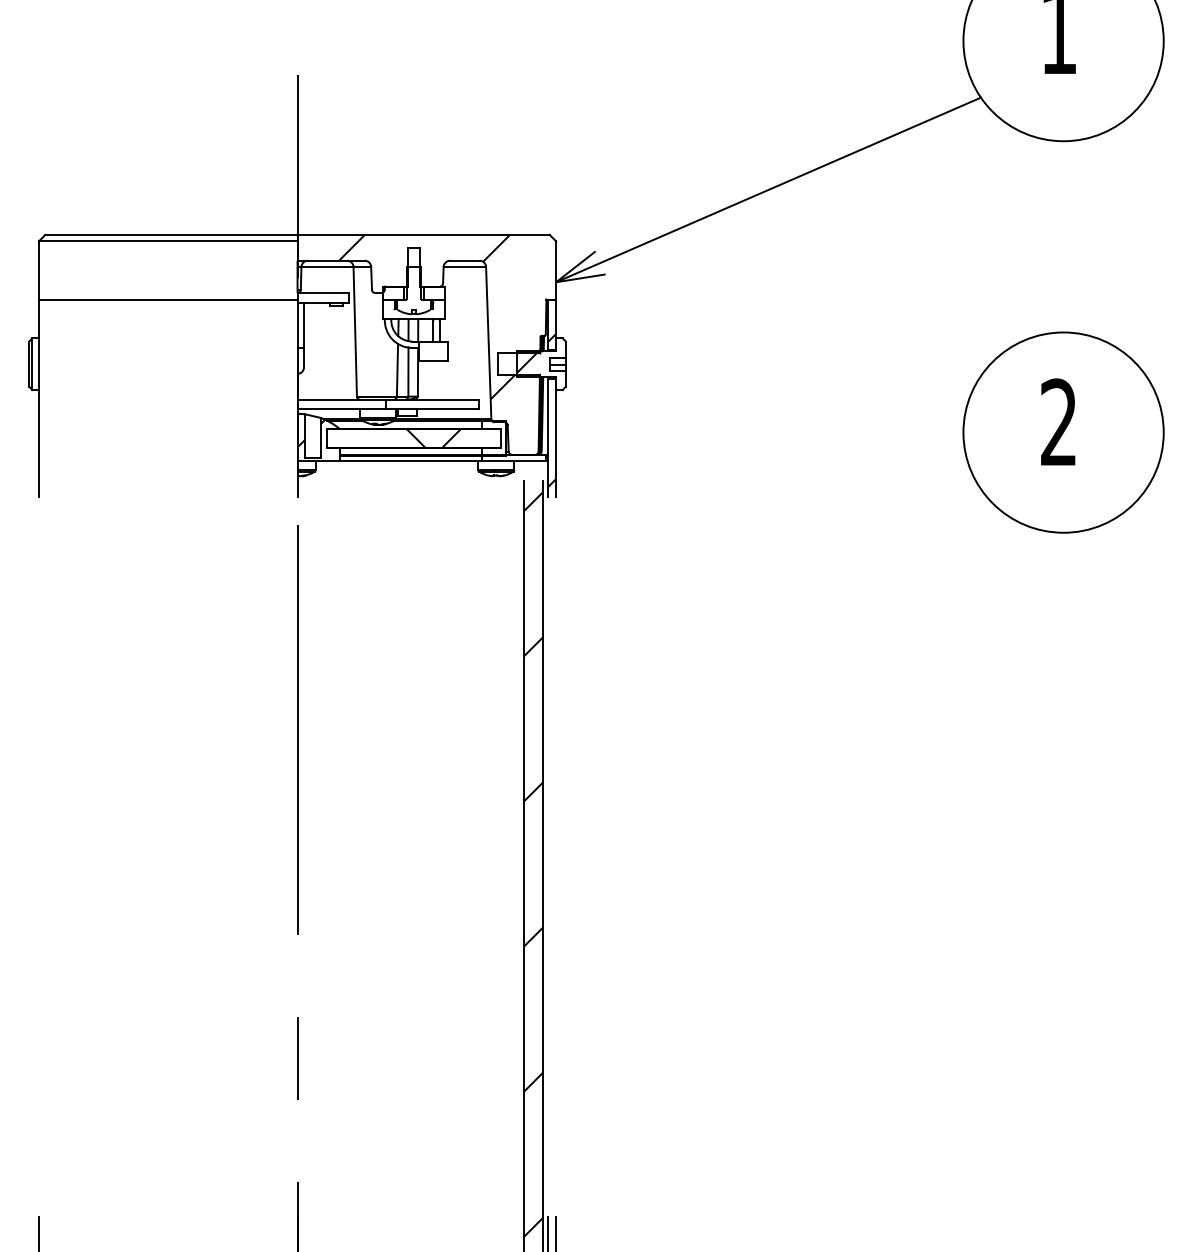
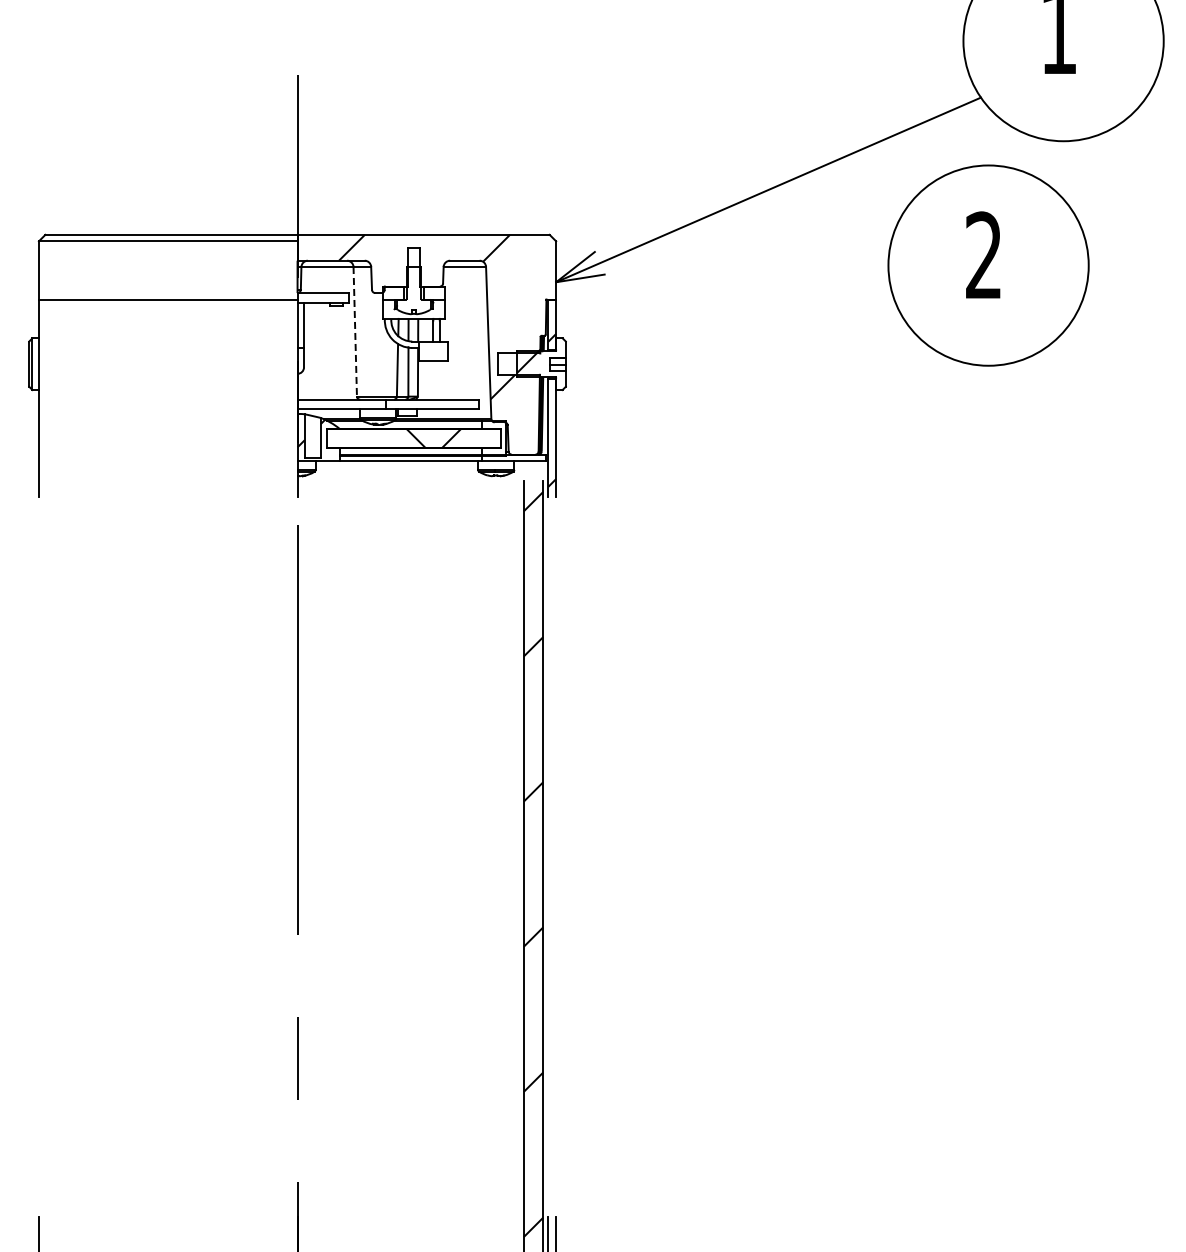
line: solid -> dashed (355, 331)
part position: (1063, 432) -> (988, 265) (988, 265)
